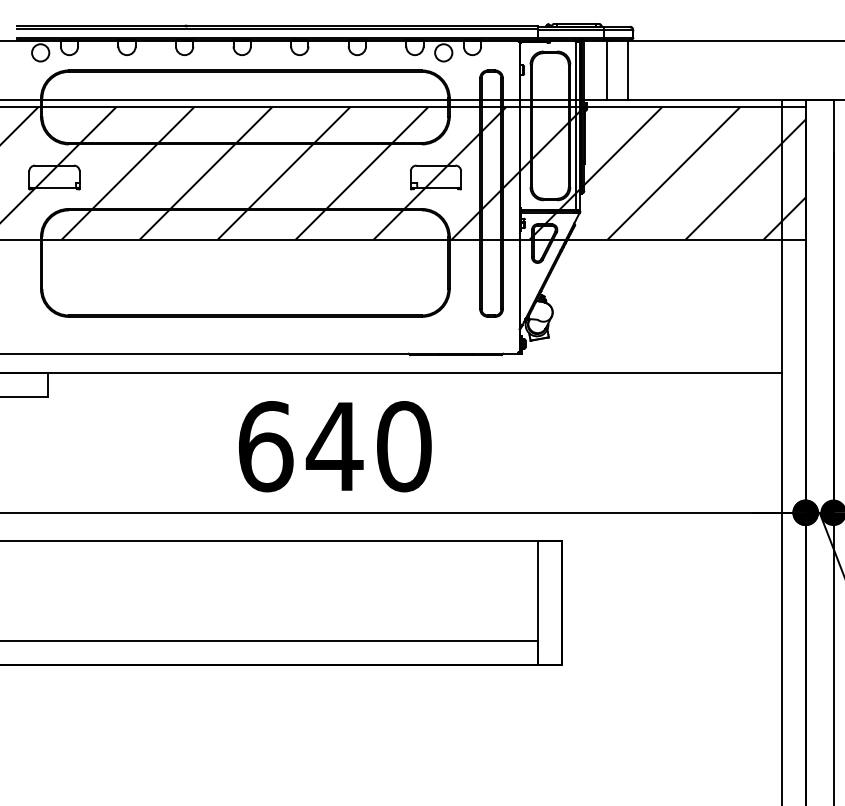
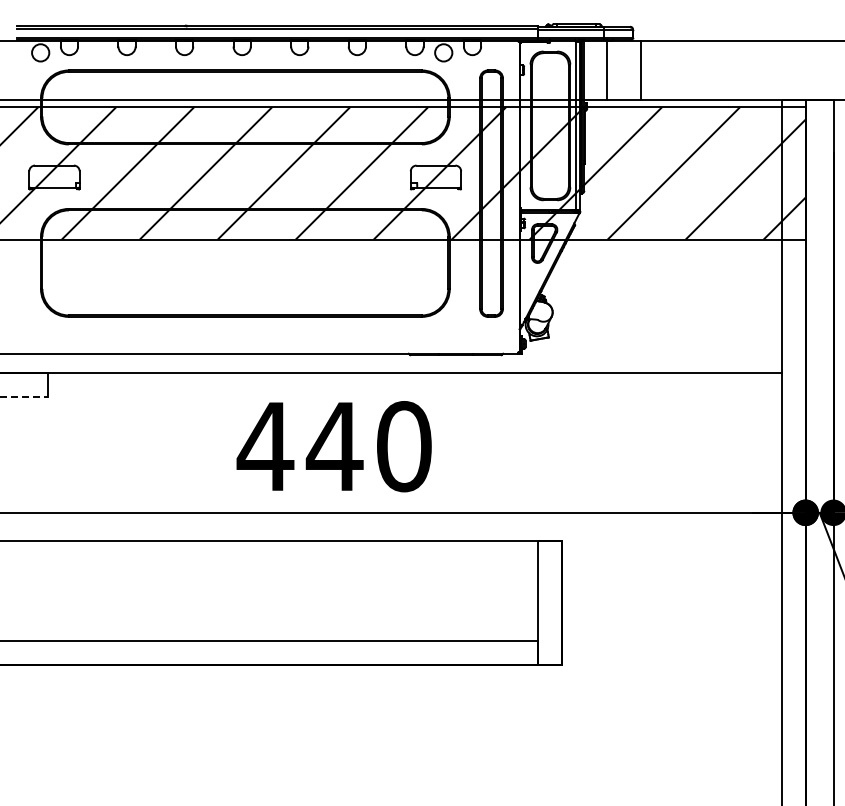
line position: (627, 70) -> (640, 70) (640, 70)
line: solid -> dashed (24, 396)
text: 640 -> 440 (265, 446)
